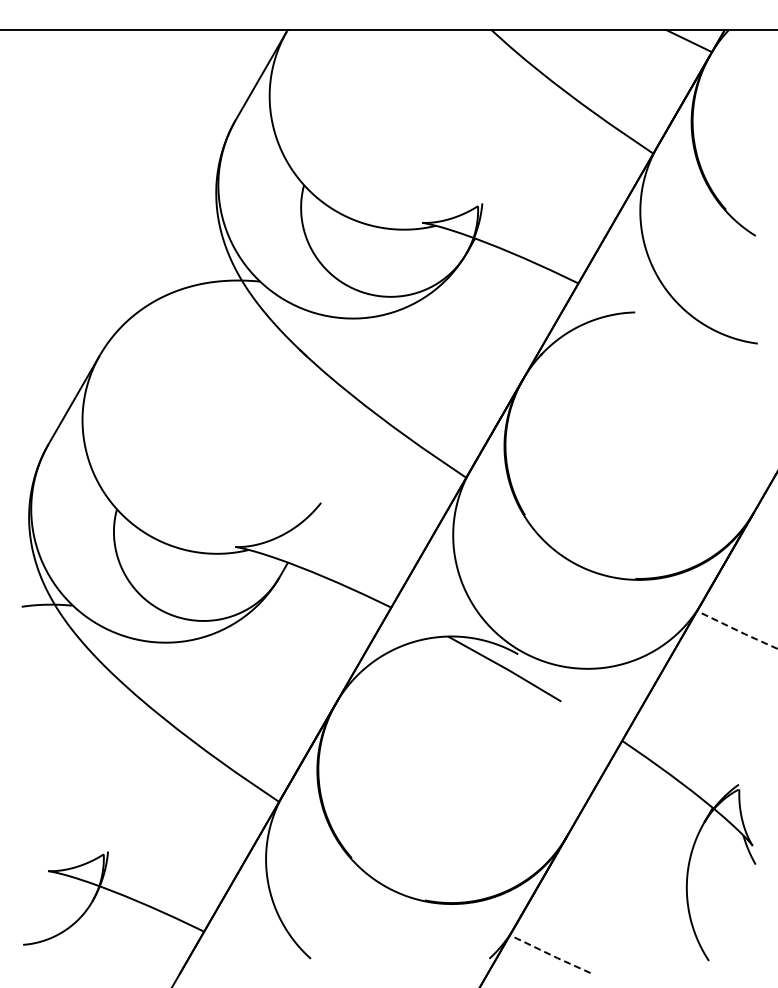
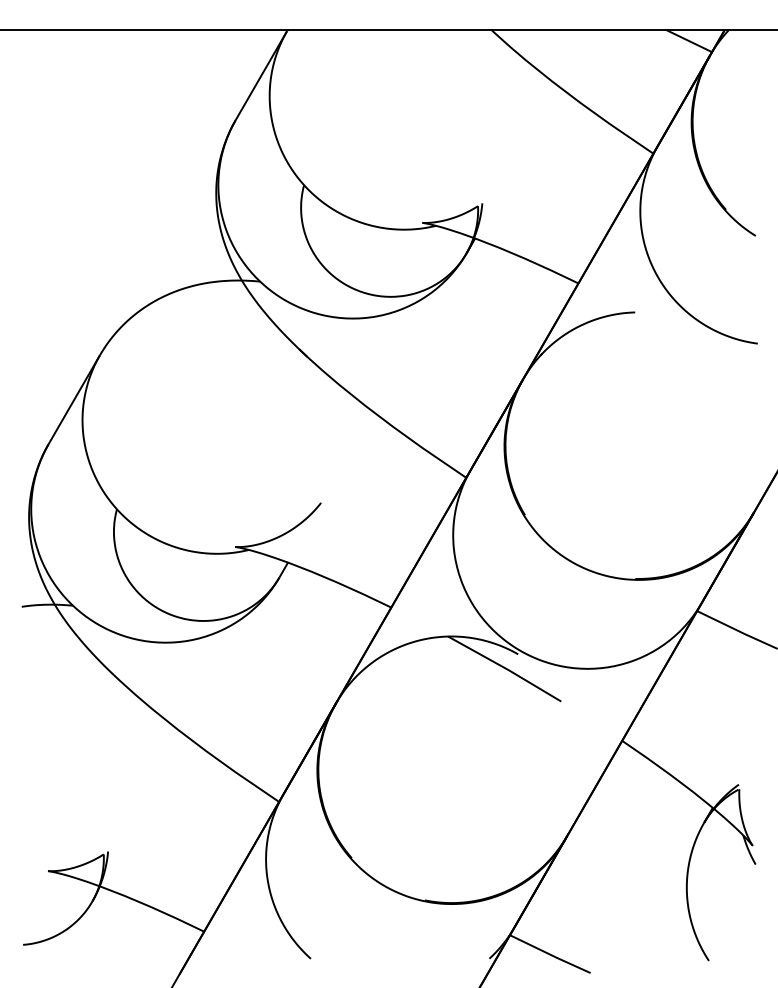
line: dashed -> solid (737, 630)
line: dashed -> solid (550, 954)
